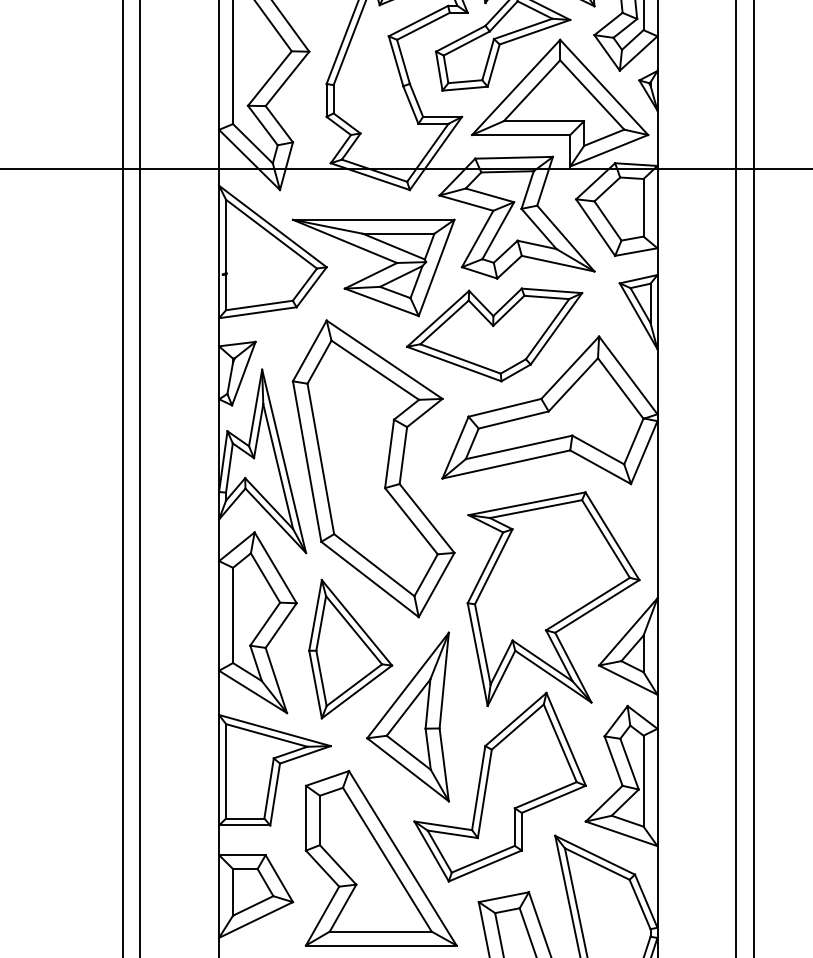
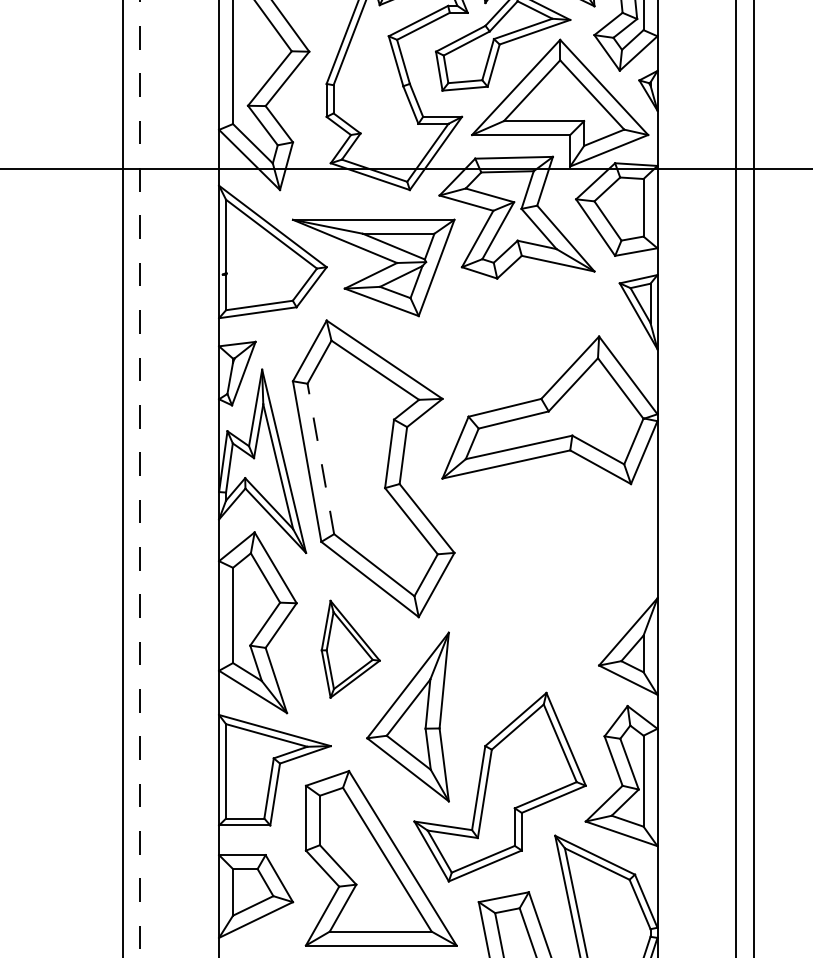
part: present -> none (494, 334)
line: solid -> dashed (320, 458)
line: solid -> dashed (140, 479)
part: present -> none (553, 598)
part size: 86x141 px -> 61x100 px (350, 648)
